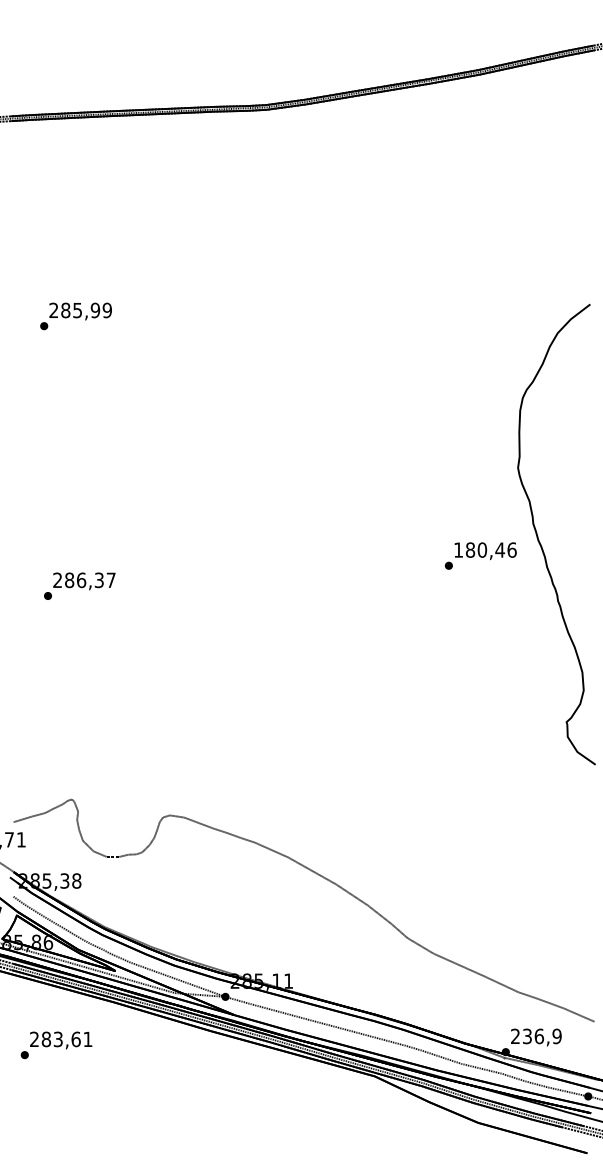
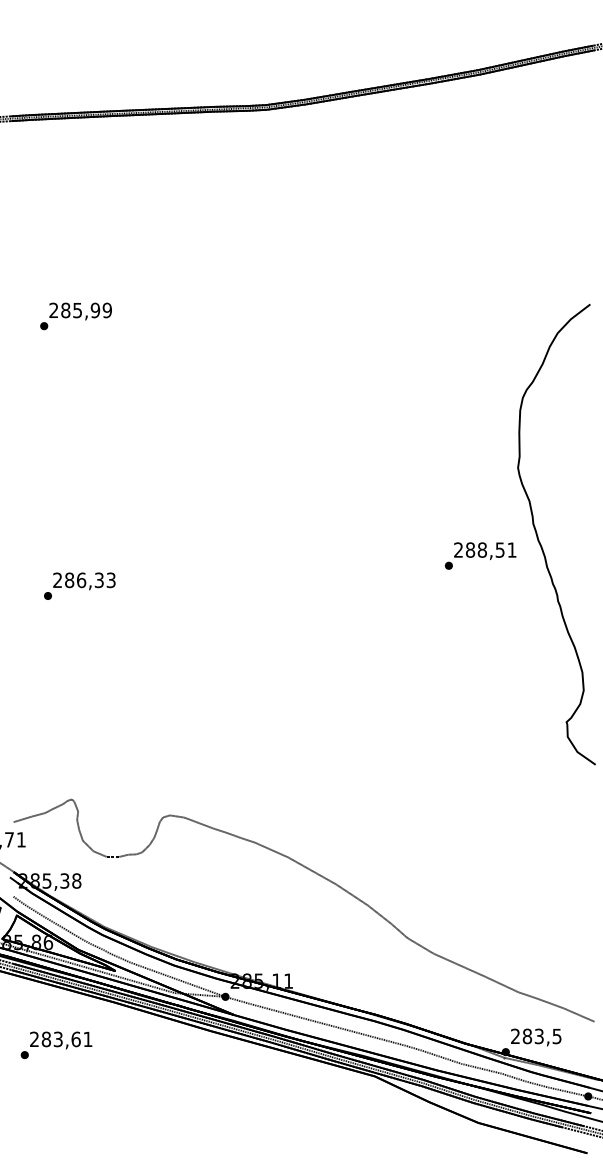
text: 180,46 -> 288,51 (485, 549)
text: 286,37 -> 286,33 (110, 580)
text: 236,9 -> 283,5 (541, 1036)
